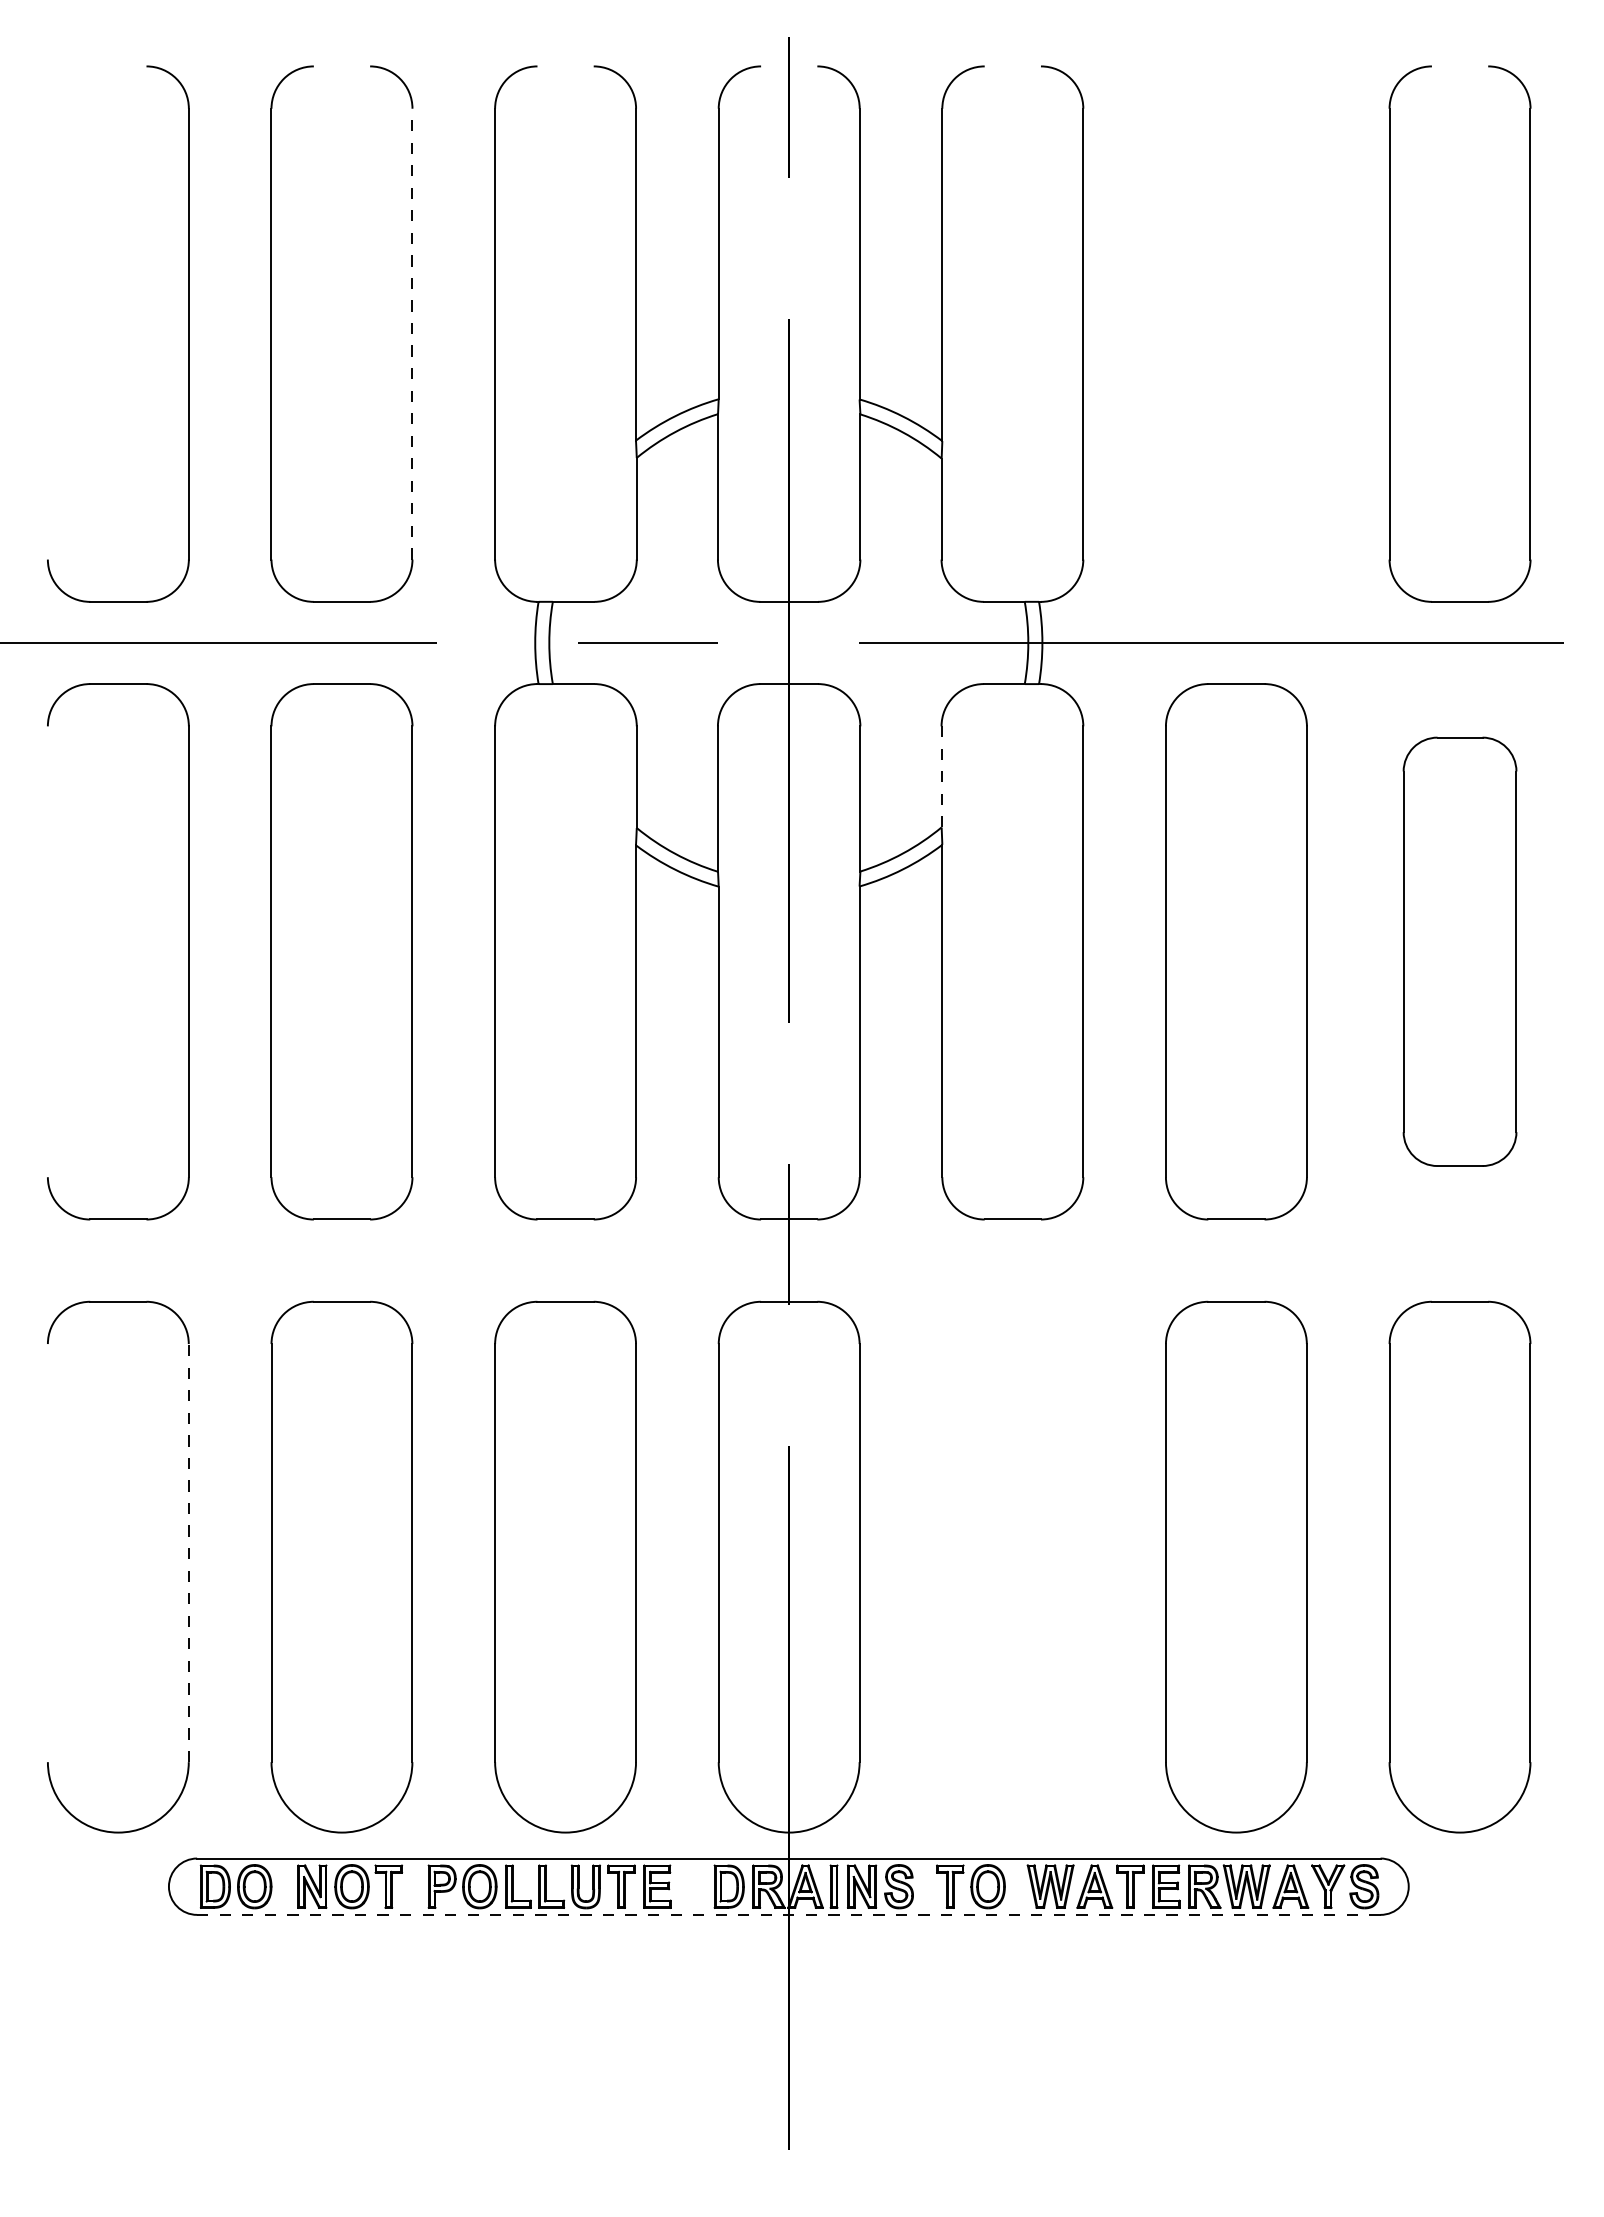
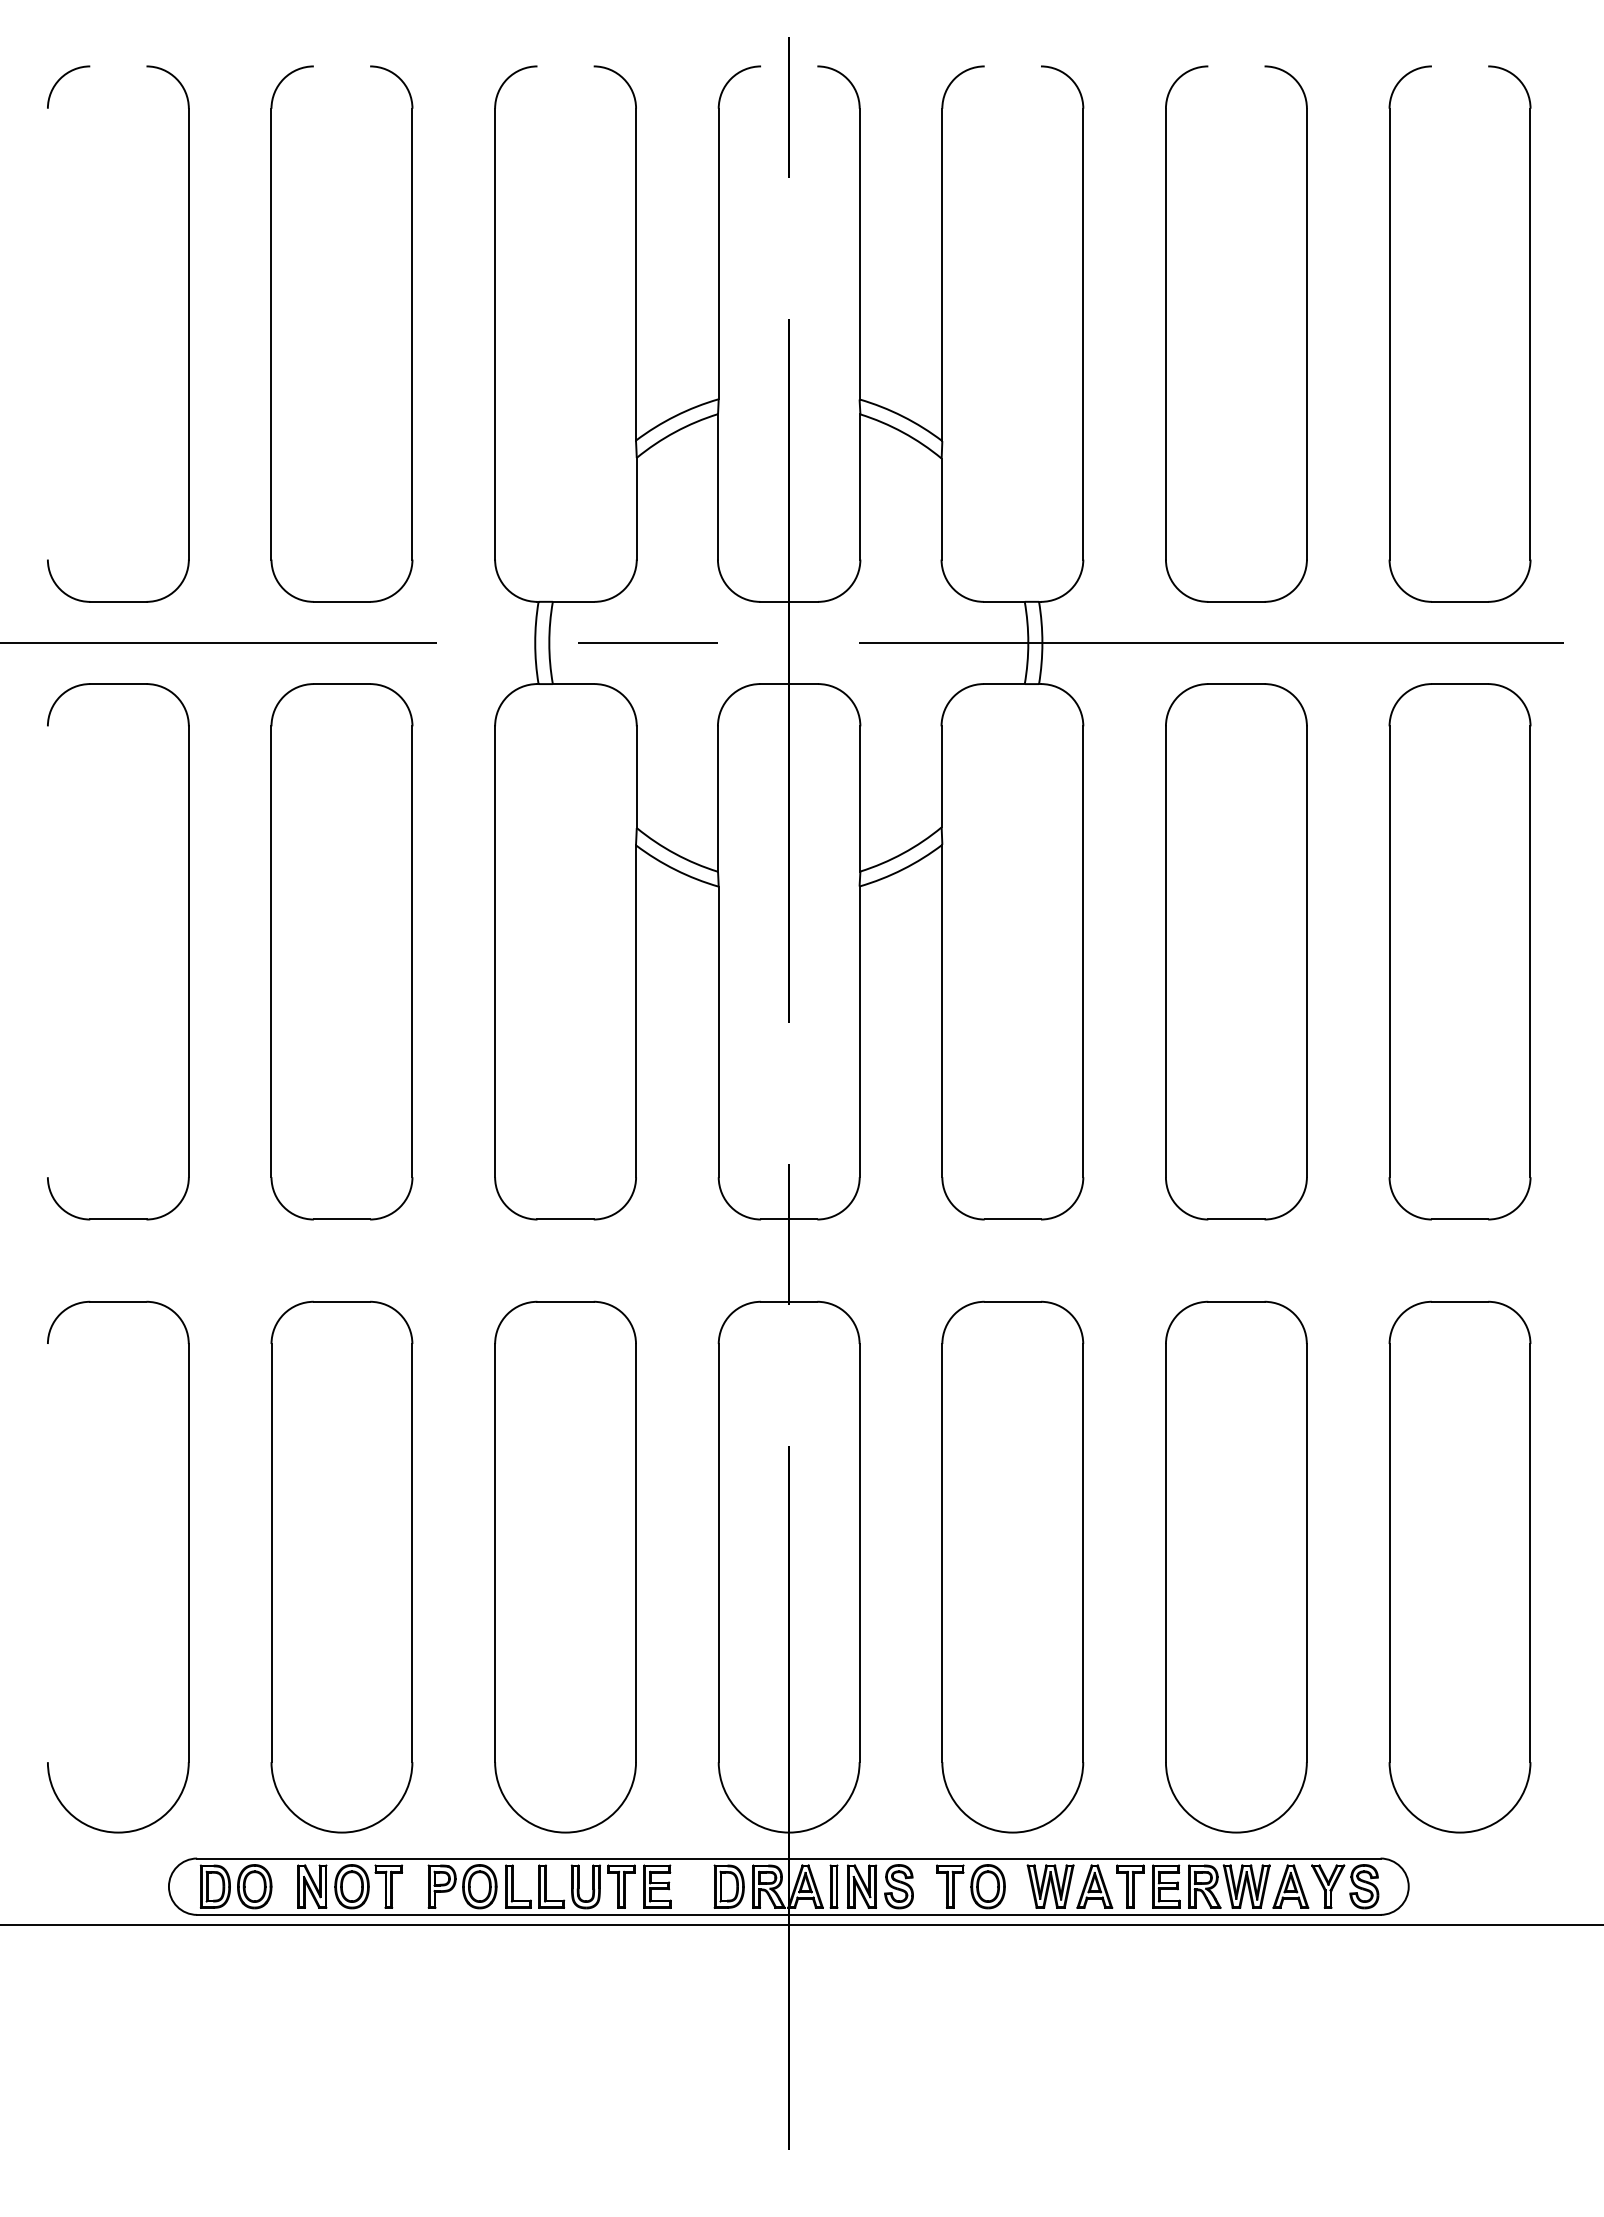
curve: none -> present (62, 78)
line: dashed -> solid (412, 333)
part: none -> present (1166, 333)
line: dashed -> solid (941, 776)
part size: 116x431 px -> 144x538 px (1459, 951)
line: dashed -> solid (188, 1552)
part: none -> present (1012, 1566)
line: dashed -> solid (788, 1914)
line: none -> present (801, 1925)
